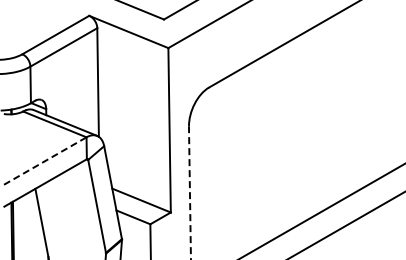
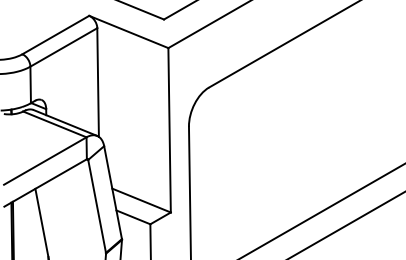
line: dashed -> solid (45, 161)
line: dashed -> solid (189, 192)
